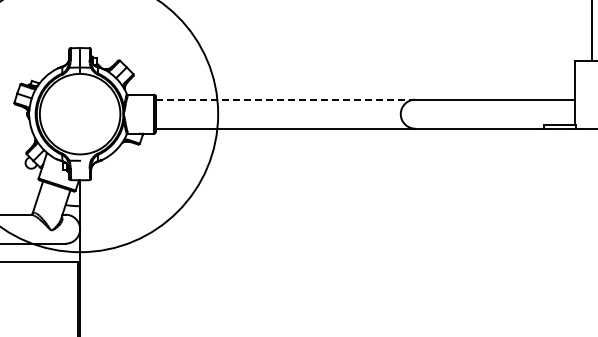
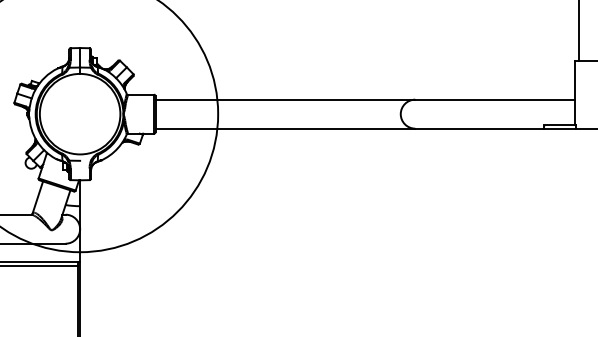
line position: (592, 31) -> (579, 31) (579, 31)
line: dashed -> solid (285, 99)
line: none -> present (40, 265)
